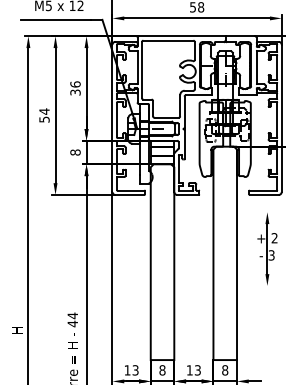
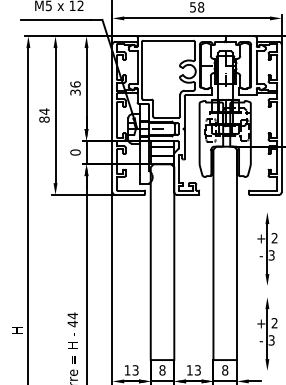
text: 54 -> 84 (44, 119)
text: 8 -> 0 (75, 152)
part: none -> present (267, 334)
